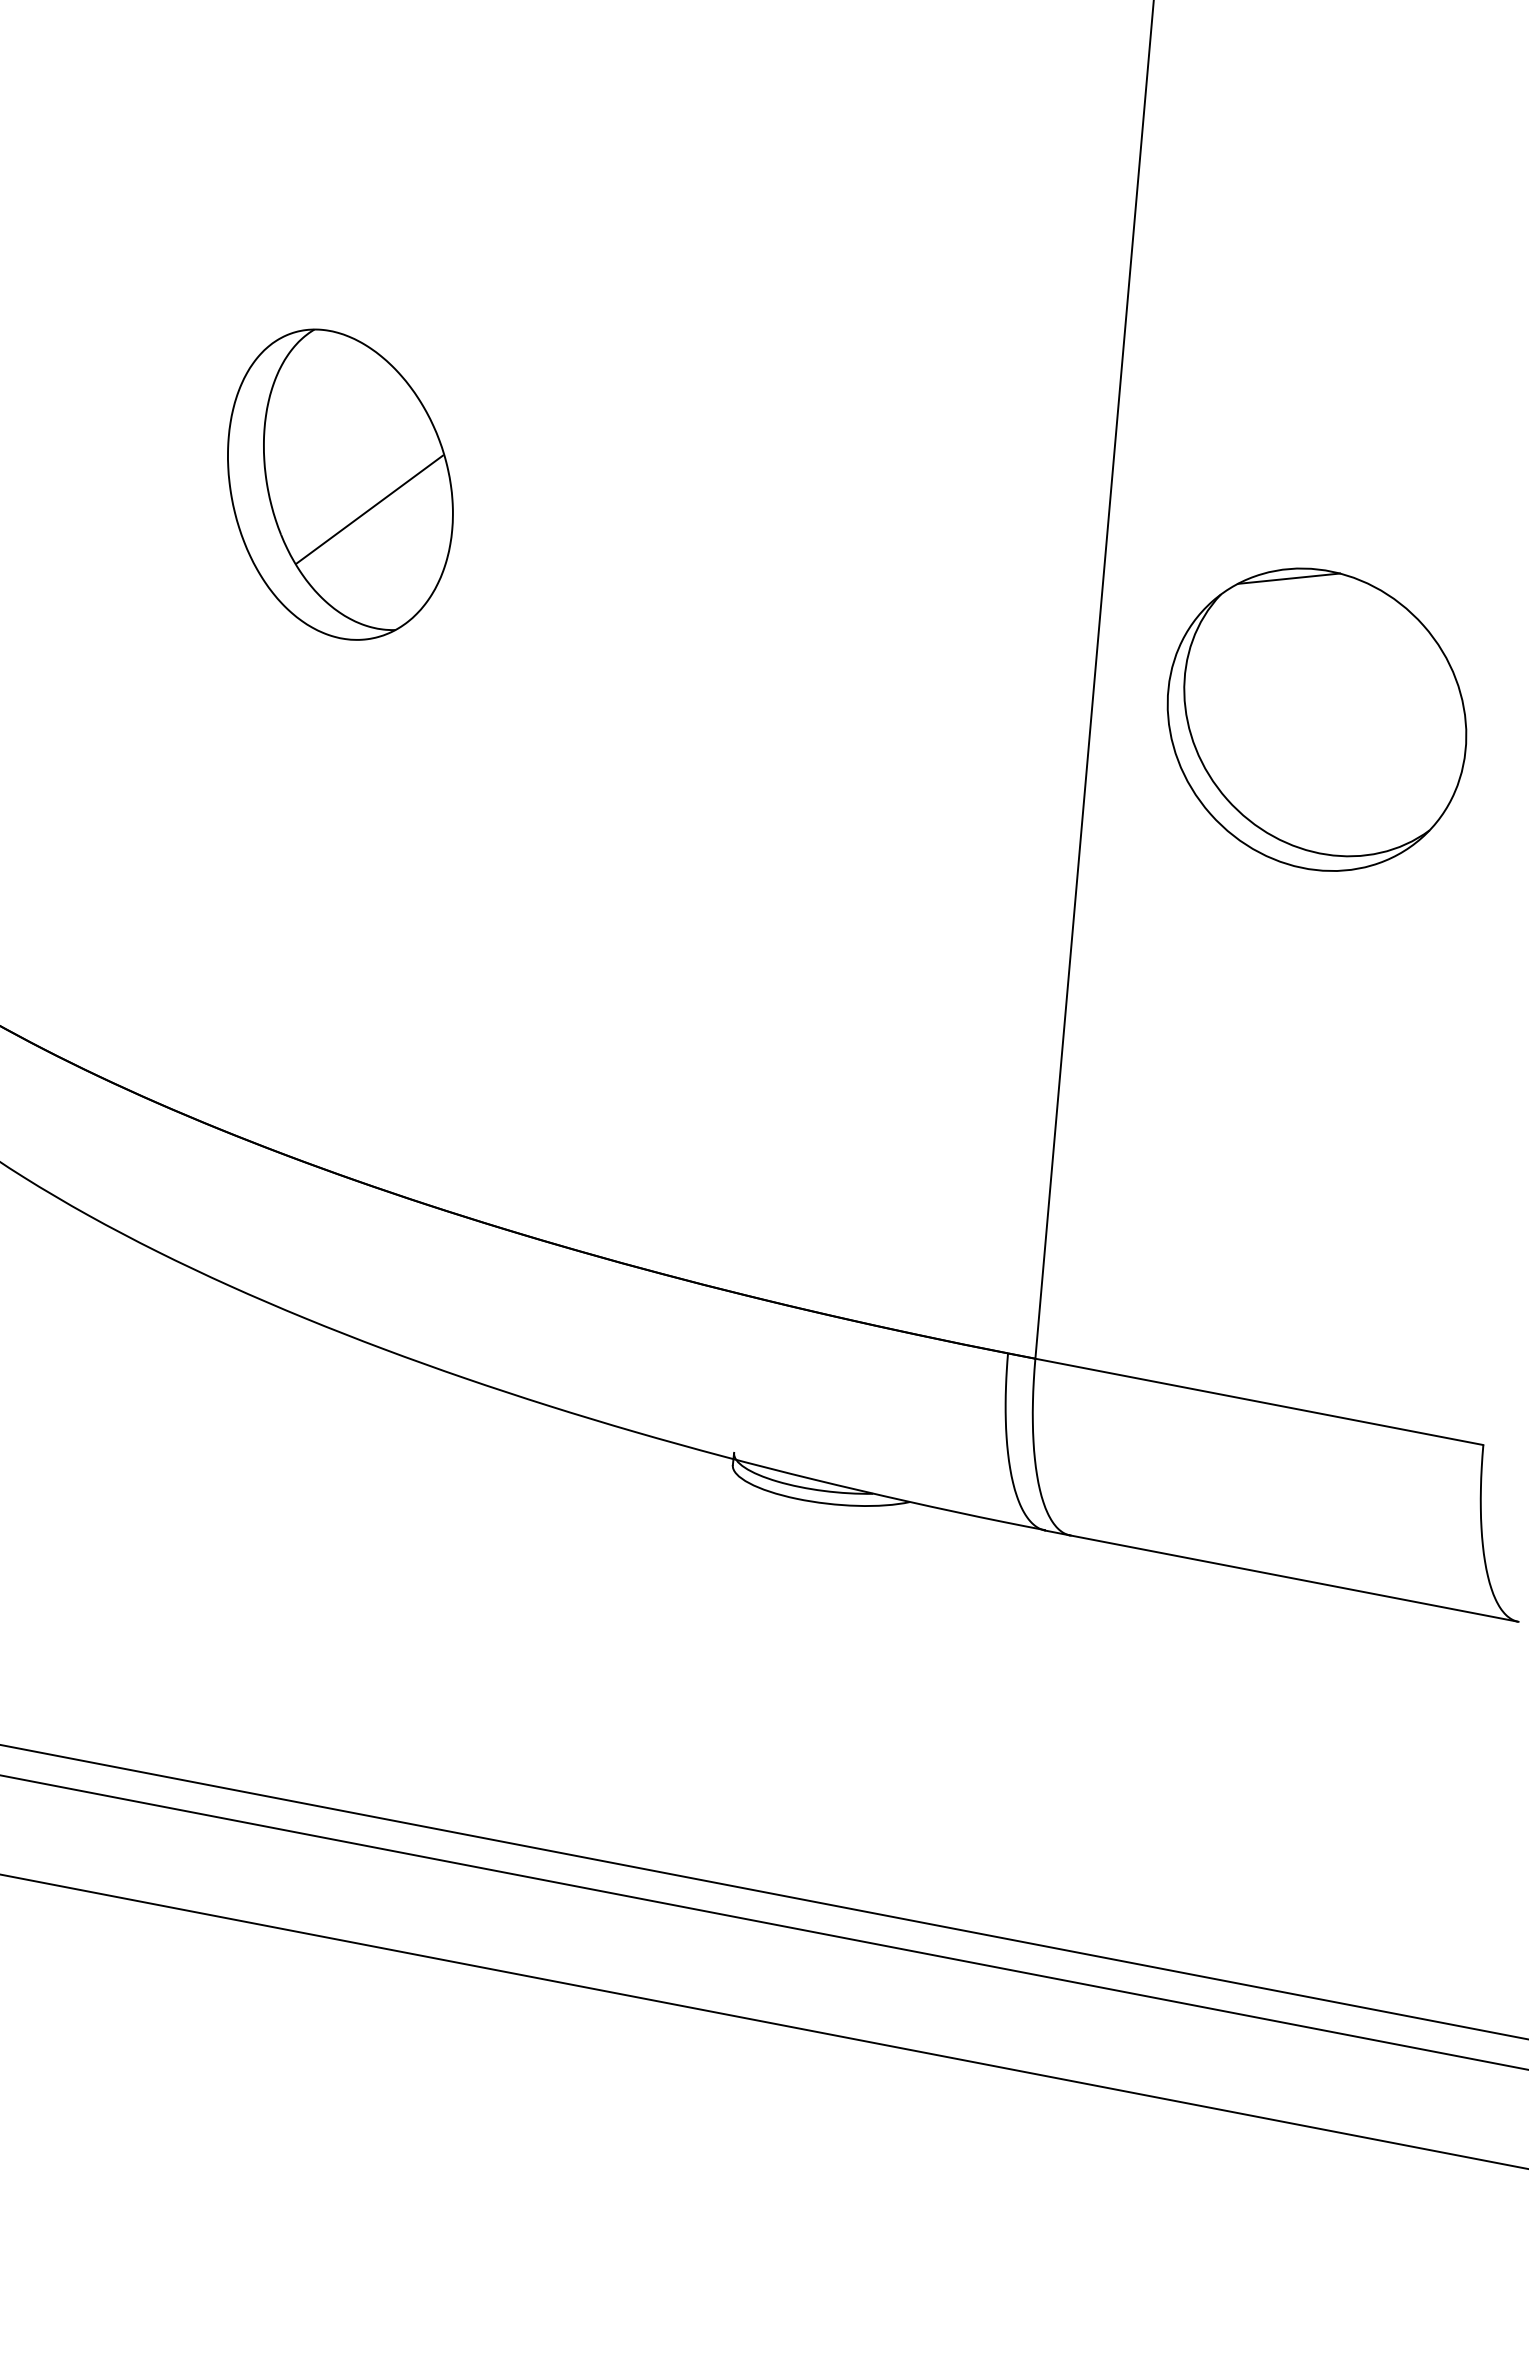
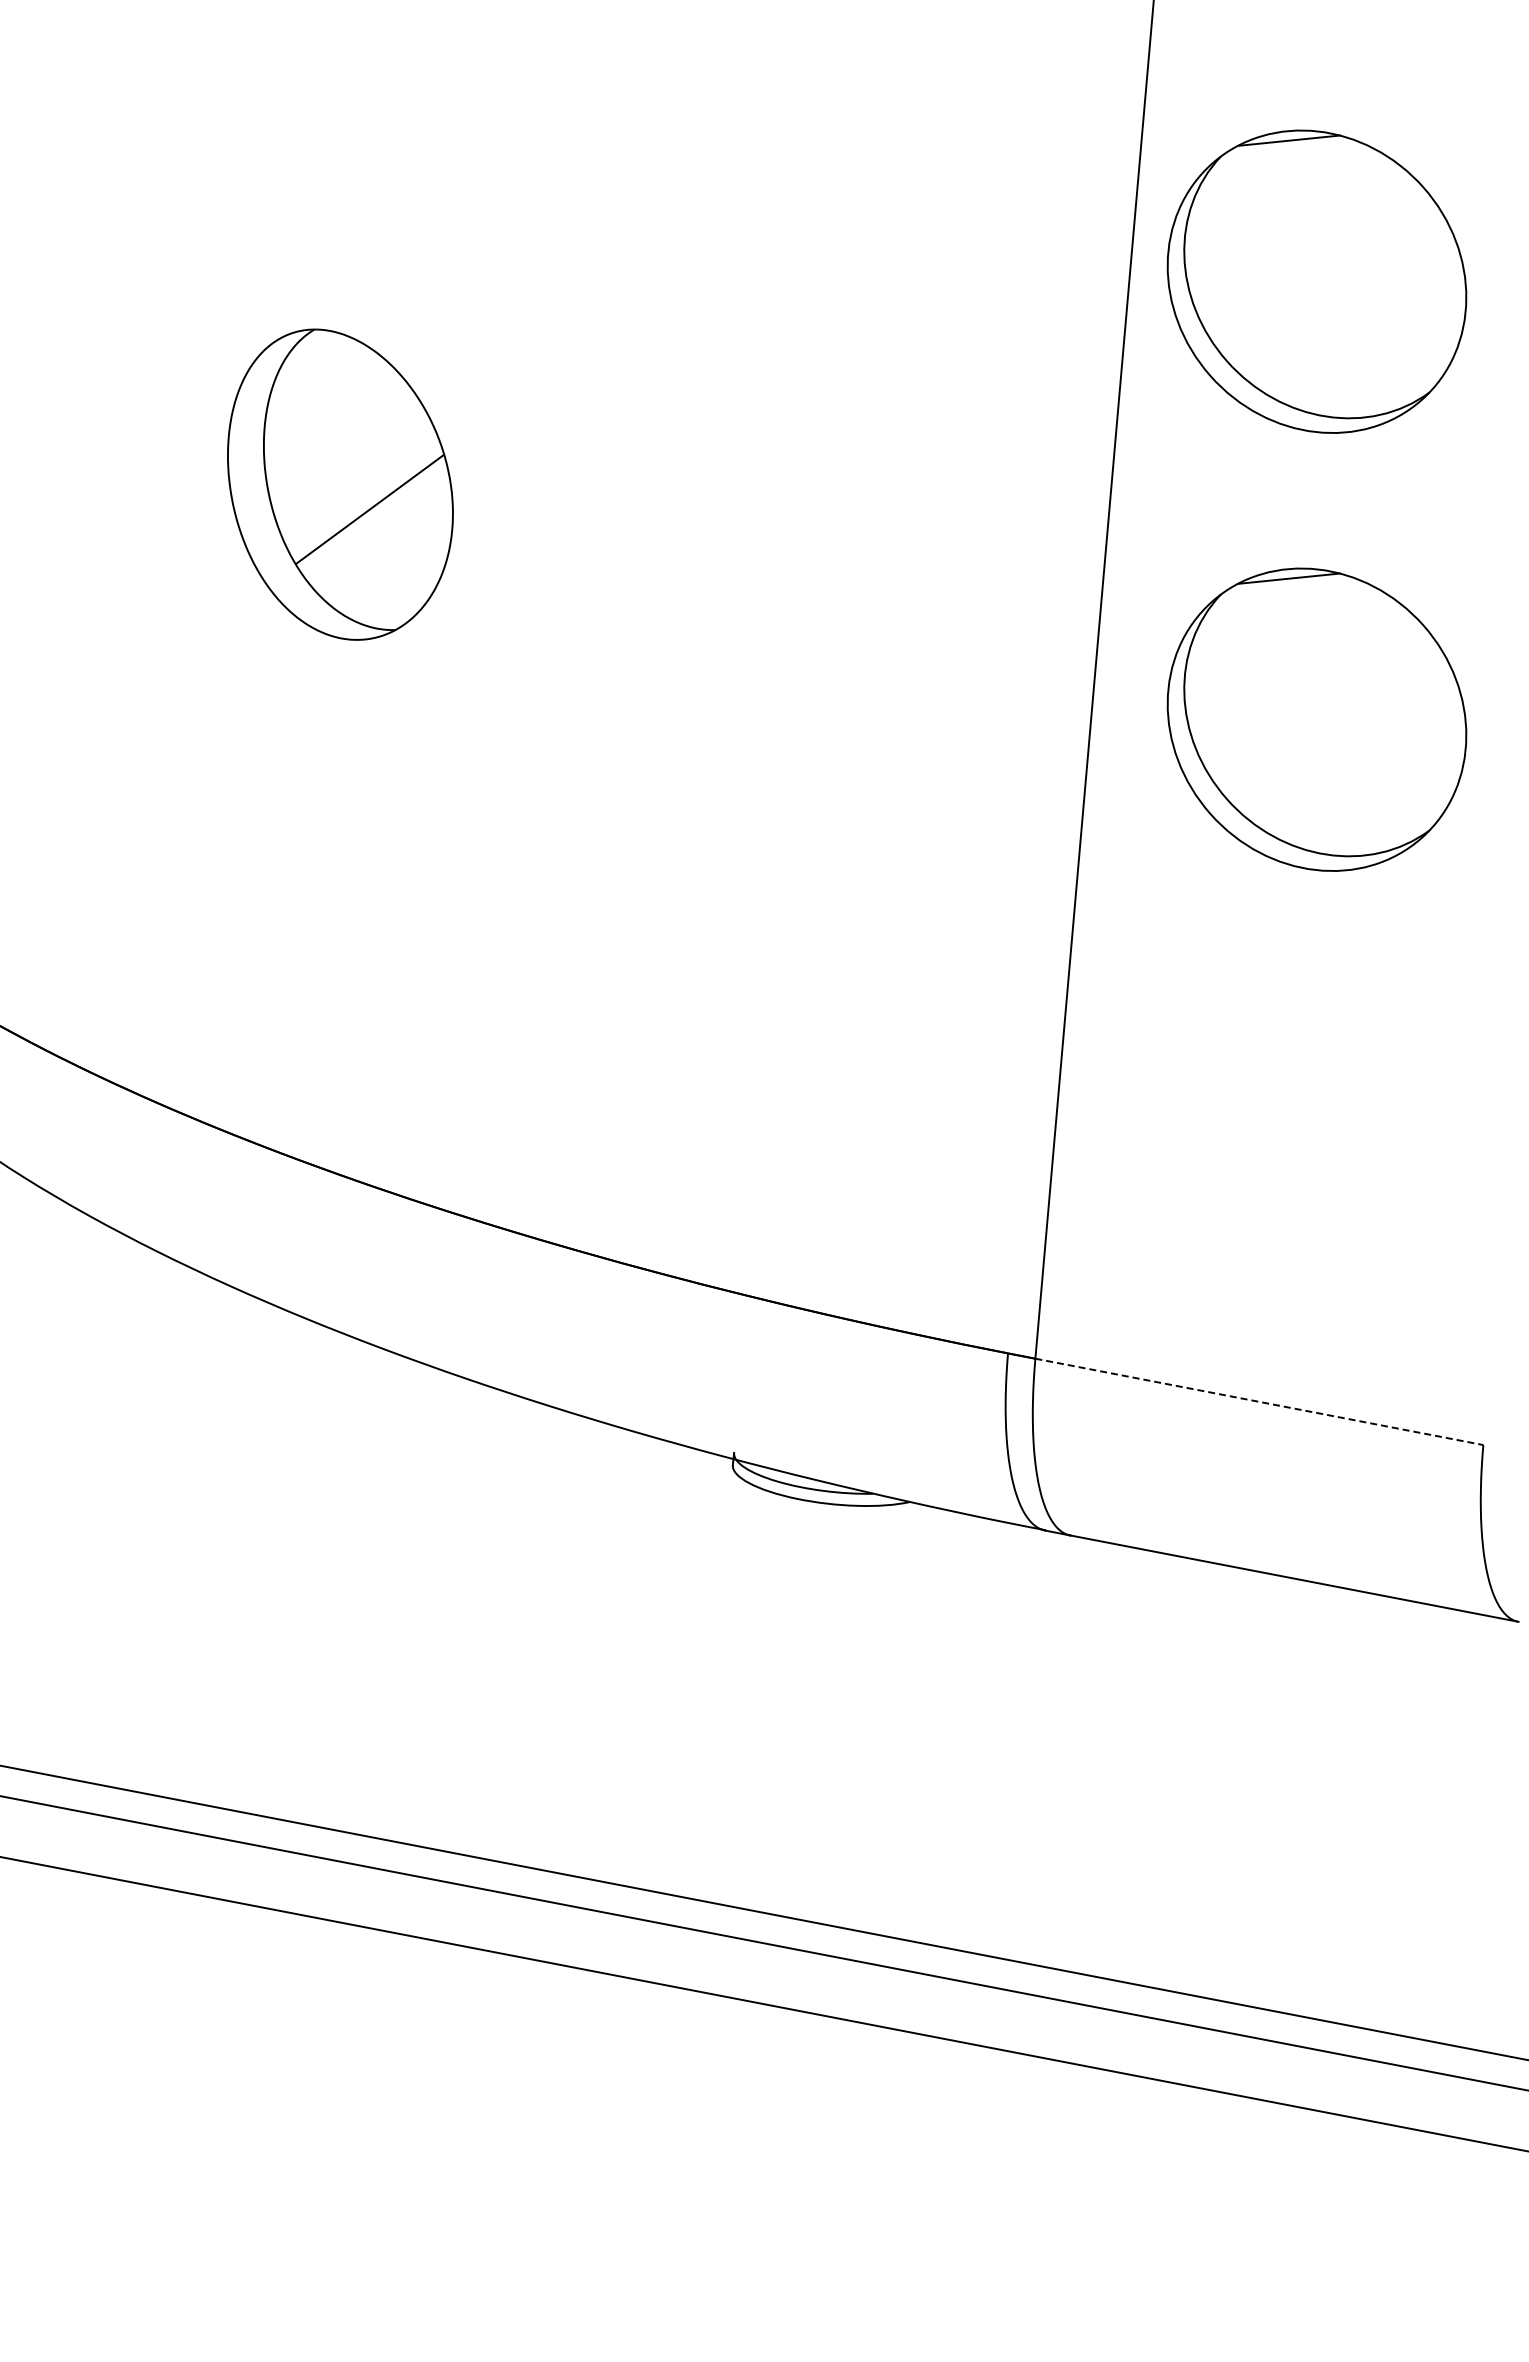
part: none -> present (1316, 281)
line: solid -> dashed (1259, 1401)
line position: (763, 1891) -> (763, 1912) (763, 1912)
line position: (763, 1922) -> (763, 1943) (763, 1943)
line position: (763, 2021) -> (763, 2003) (763, 2003)
